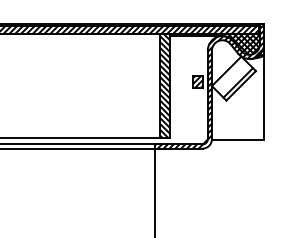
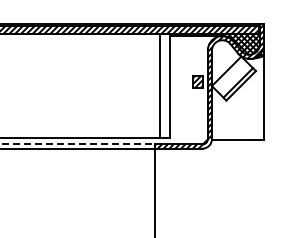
hatch: present -> none (164, 86)
line: solid -> dashed (77, 144)
